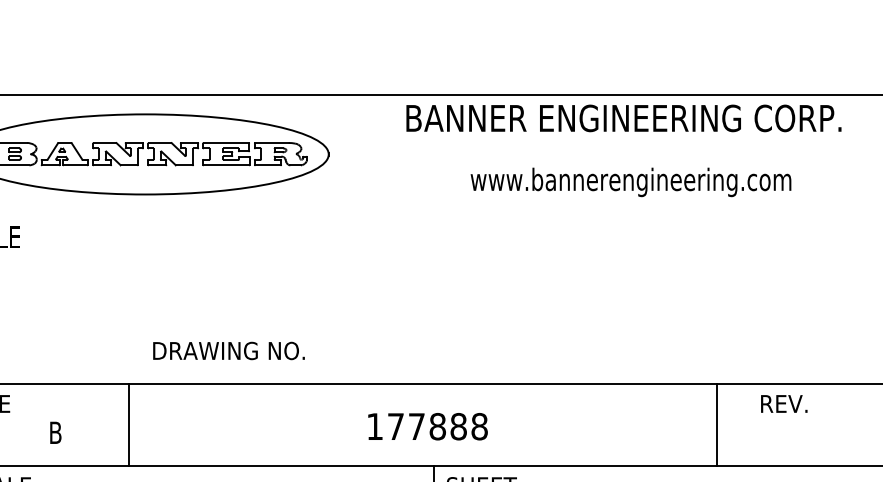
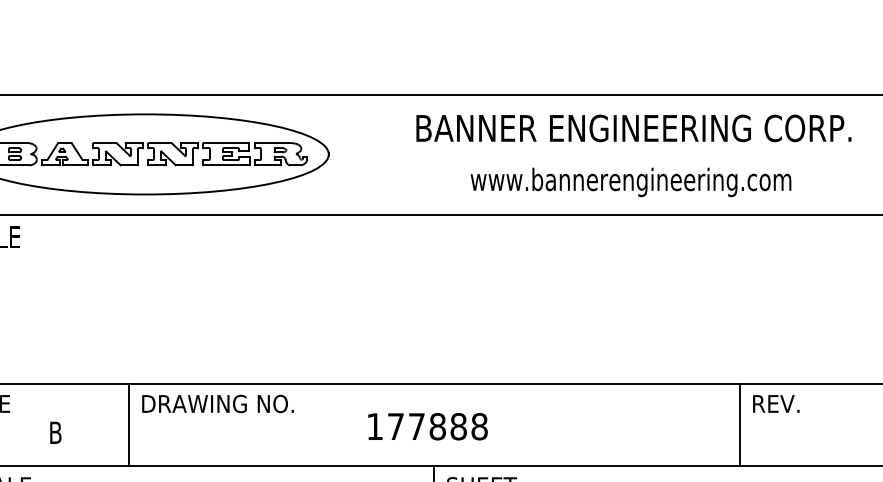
text position: (623, 118) -> (633, 128) (633, 128)
line: none -> present (440, 215)
text position: (228, 350) -> (217, 403) (217, 403)
text position: (784, 403) -> (776, 403) (776, 403)
line position: (716, 424) -> (739, 424) (739, 424)
